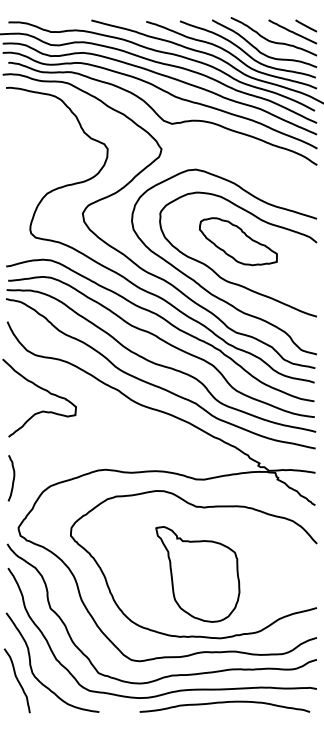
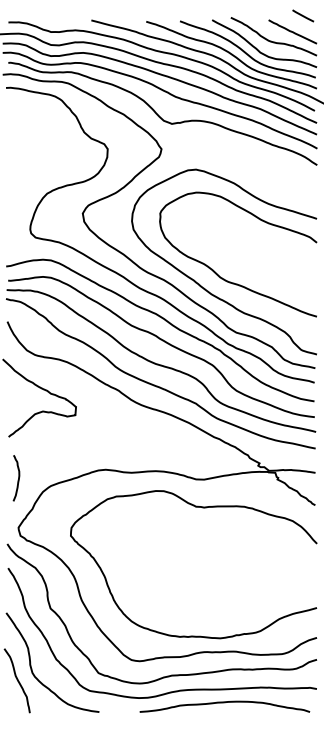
line position: (306, 25) -> (303, 15) (303, 15)
part: present -> none (238, 241)
curve position: (13, 478) -> (18, 478) (18, 478)
part: present -> none (197, 574)
